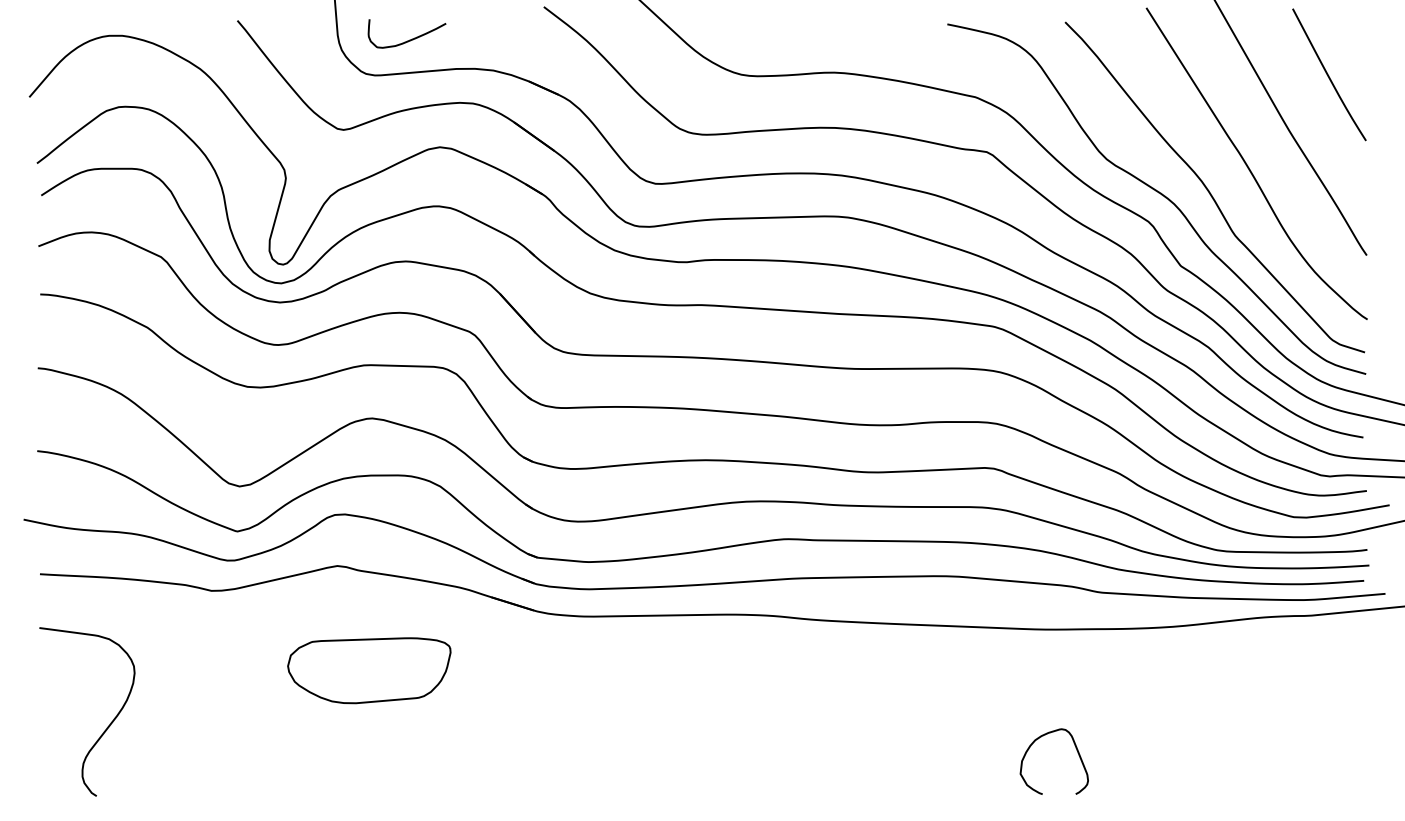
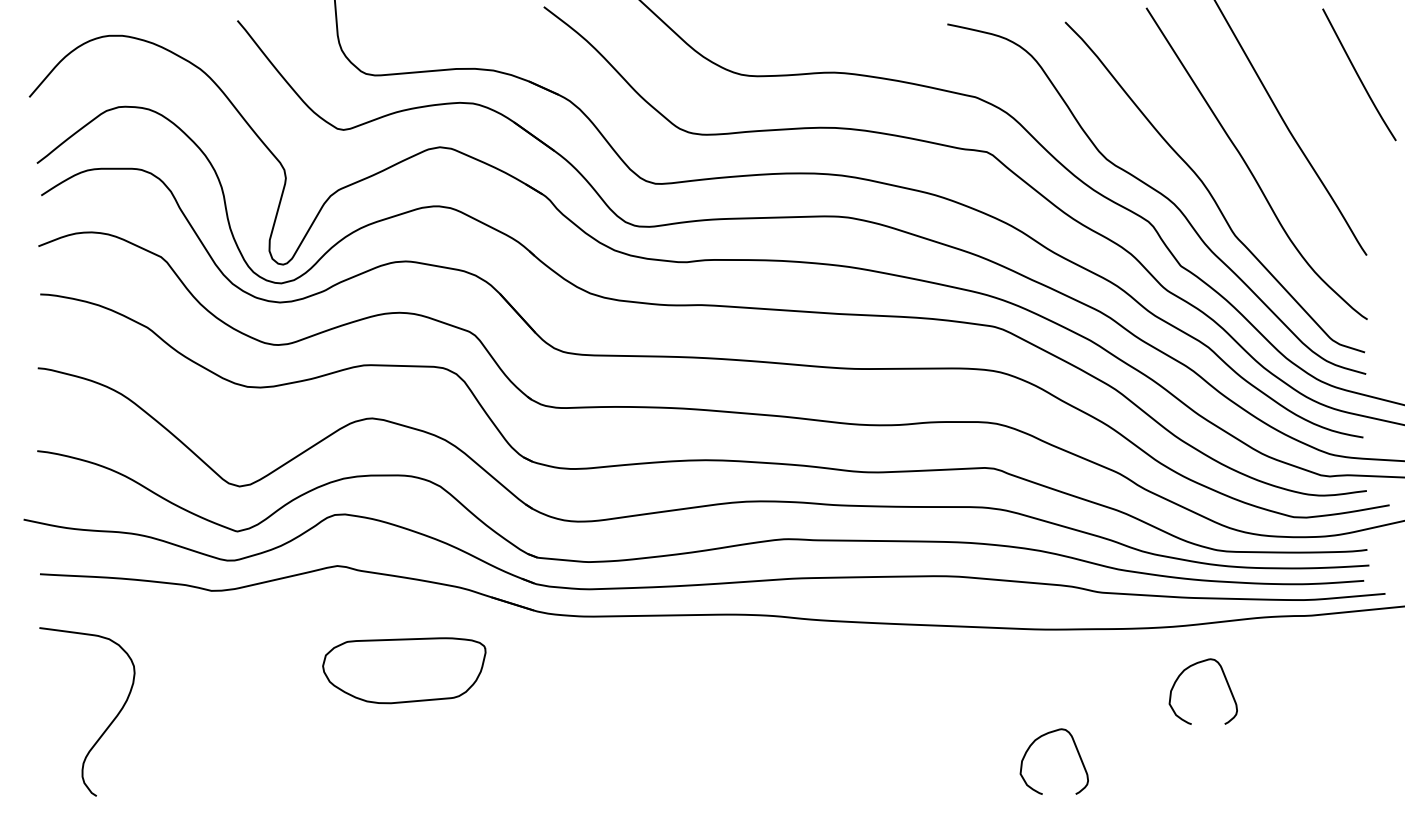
curve: present -> none (409, 39)
curve position: (1328, 74) -> (1358, 74) (1358, 74)
part position: (369, 670) -> (404, 670) (404, 670)
curve: none -> present (1226, 683)
